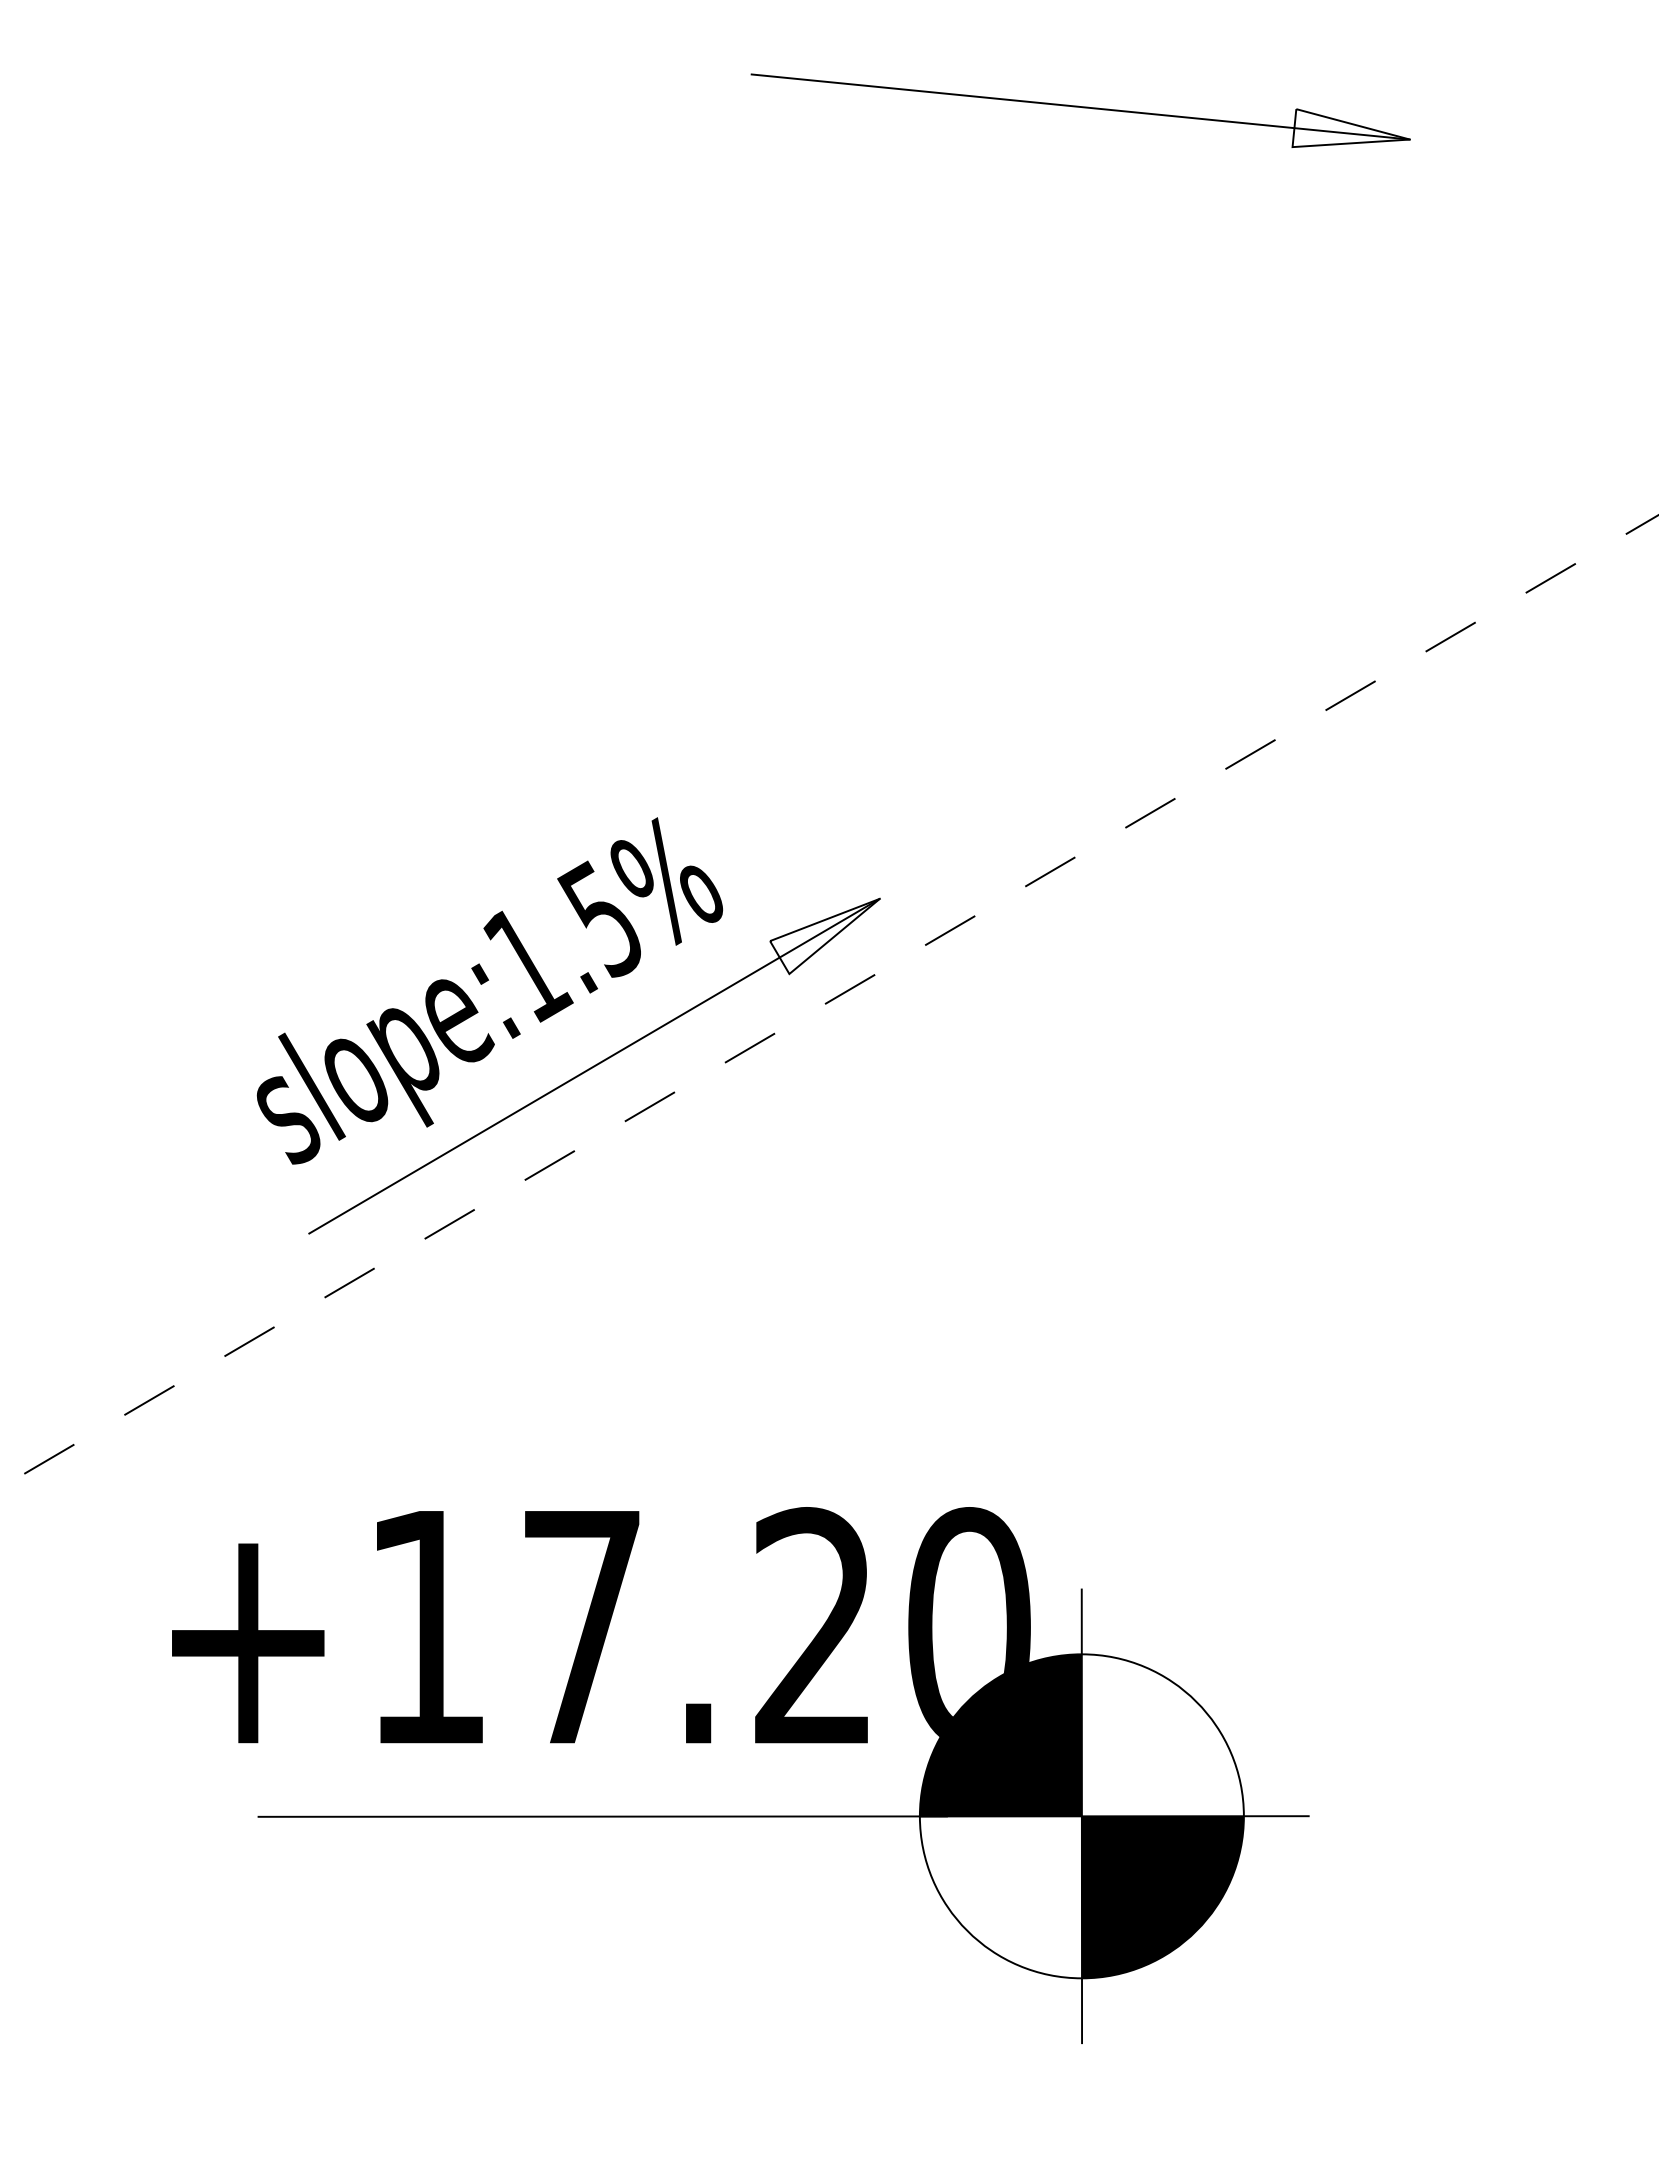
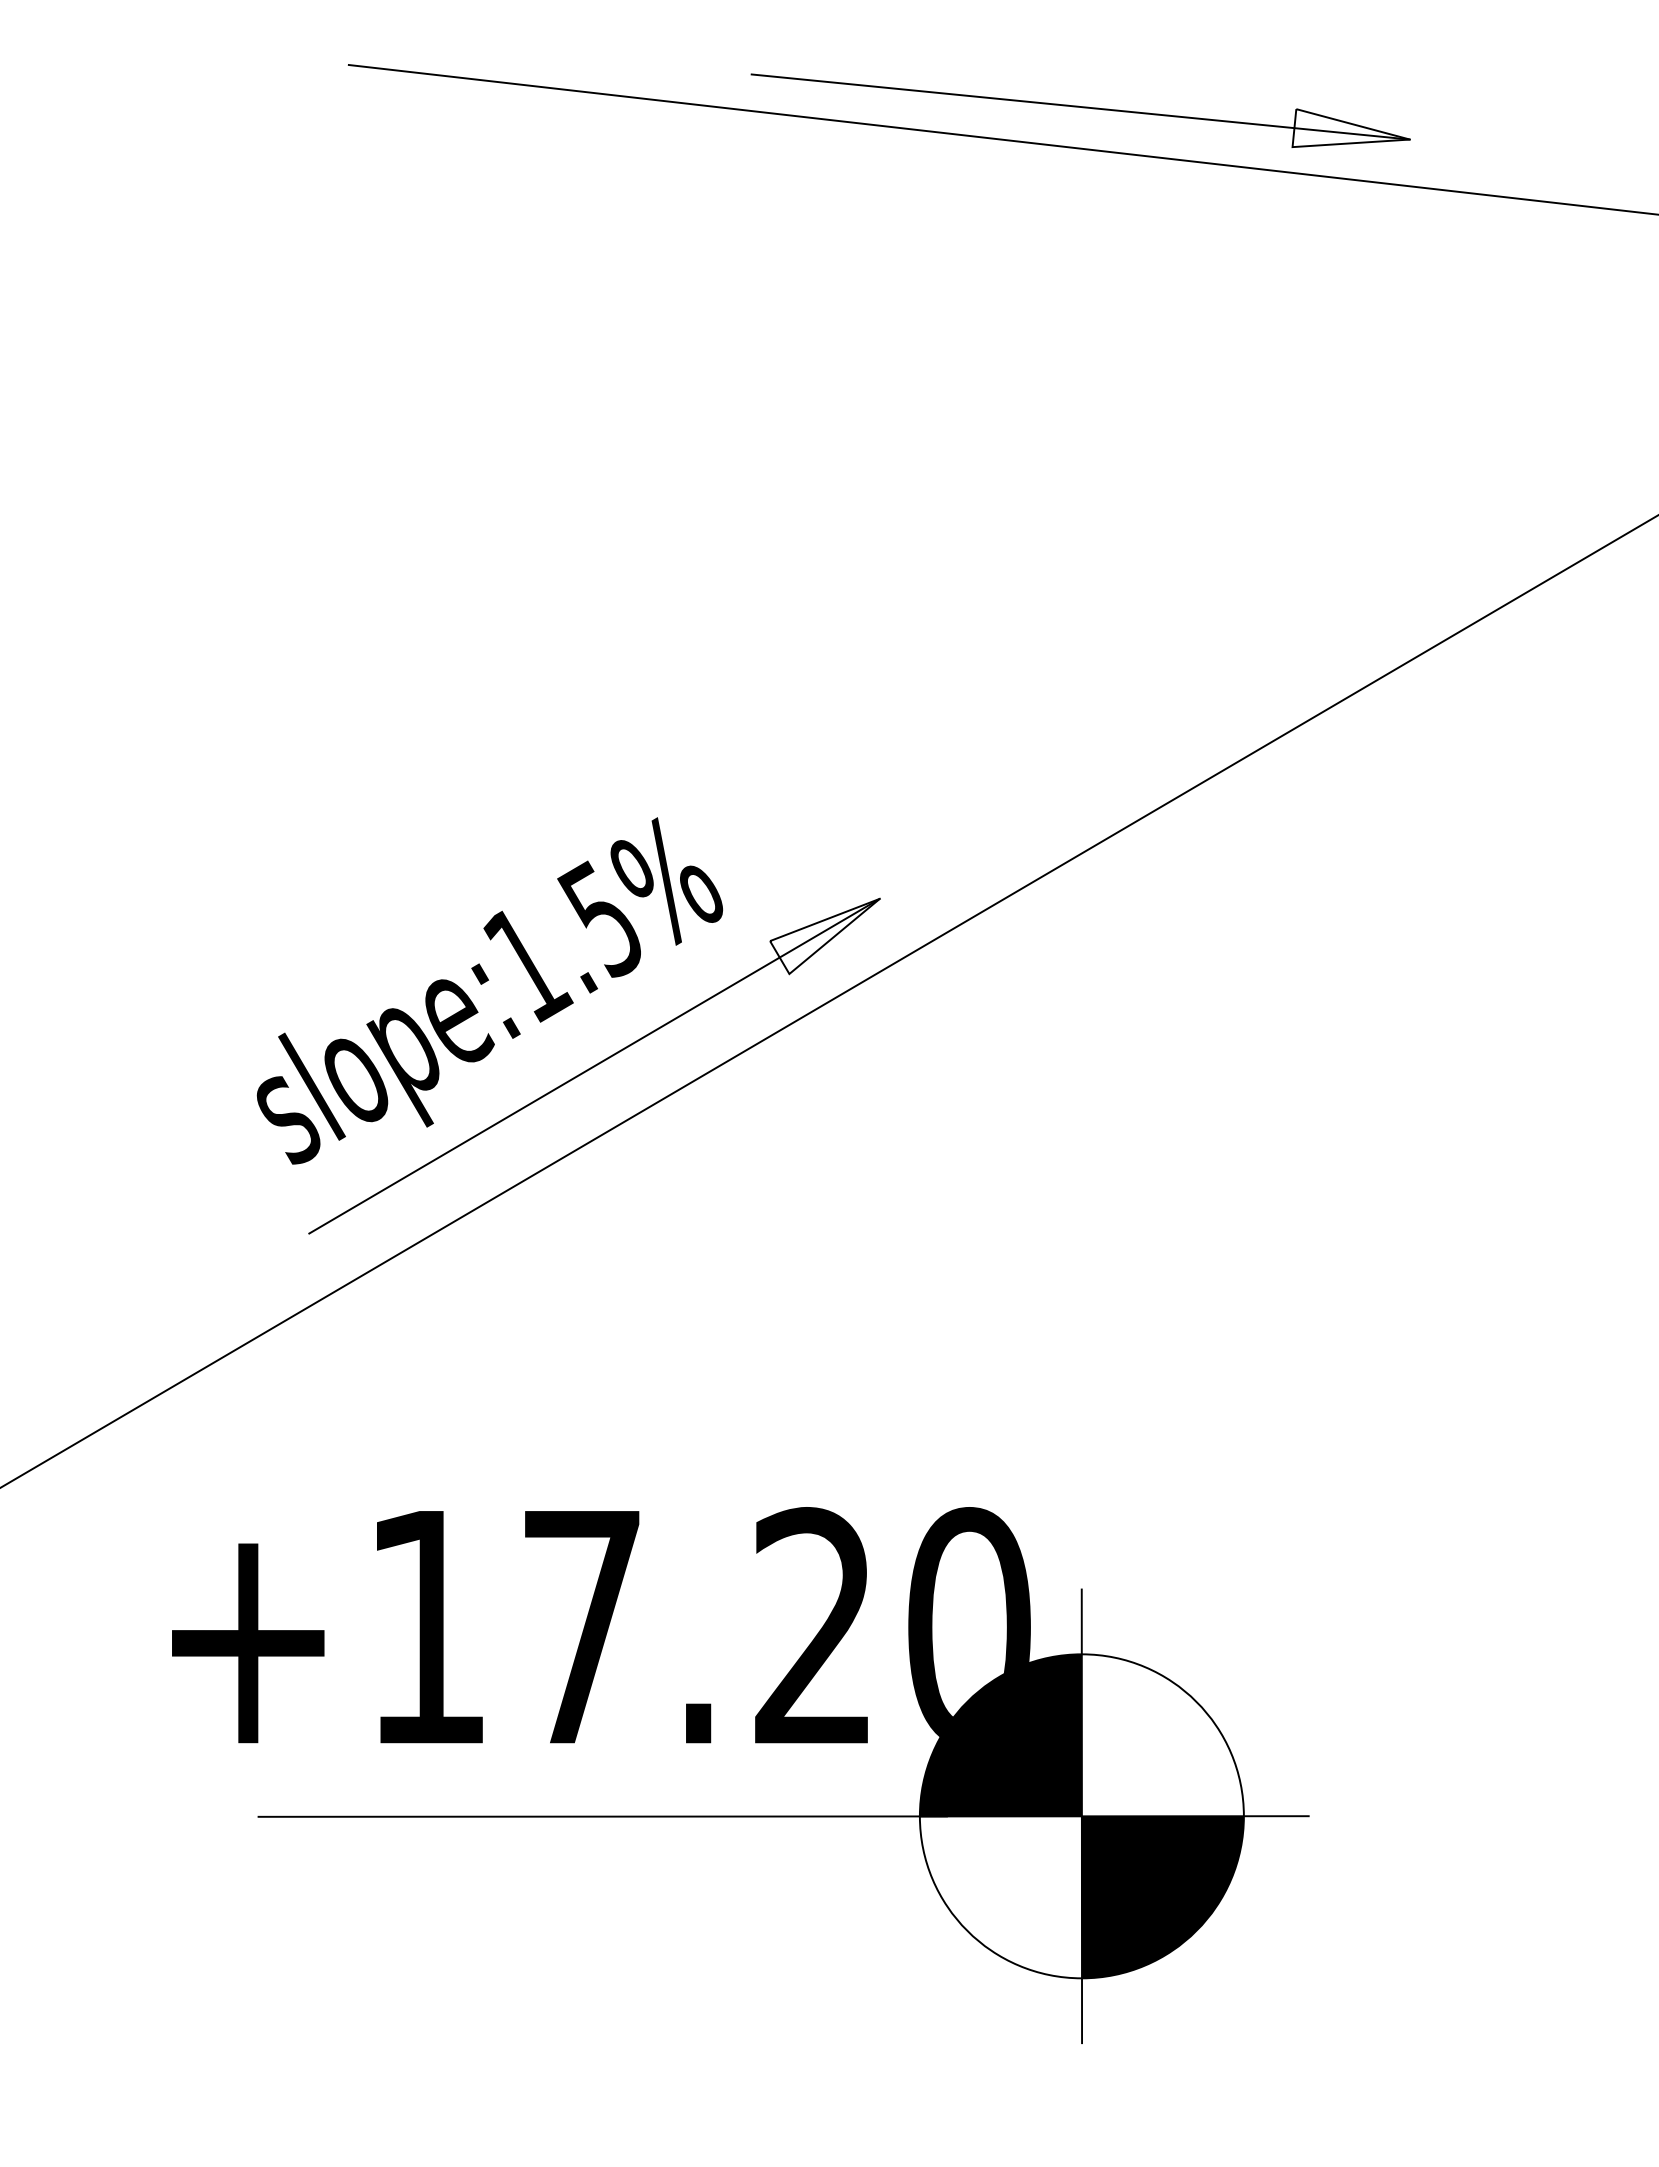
line: none -> present (1001, 139)
line: dashed -> solid (829, 1001)
